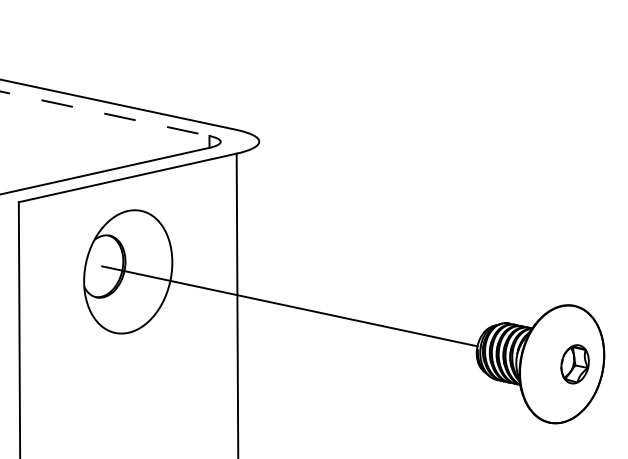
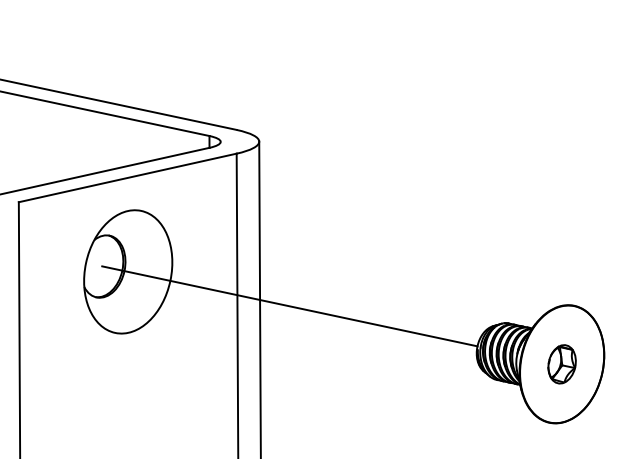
line: dashed -> solid (104, 113)
line: none -> present (259, 298)
part position: (574, 364) -> (561, 364) (561, 364)
